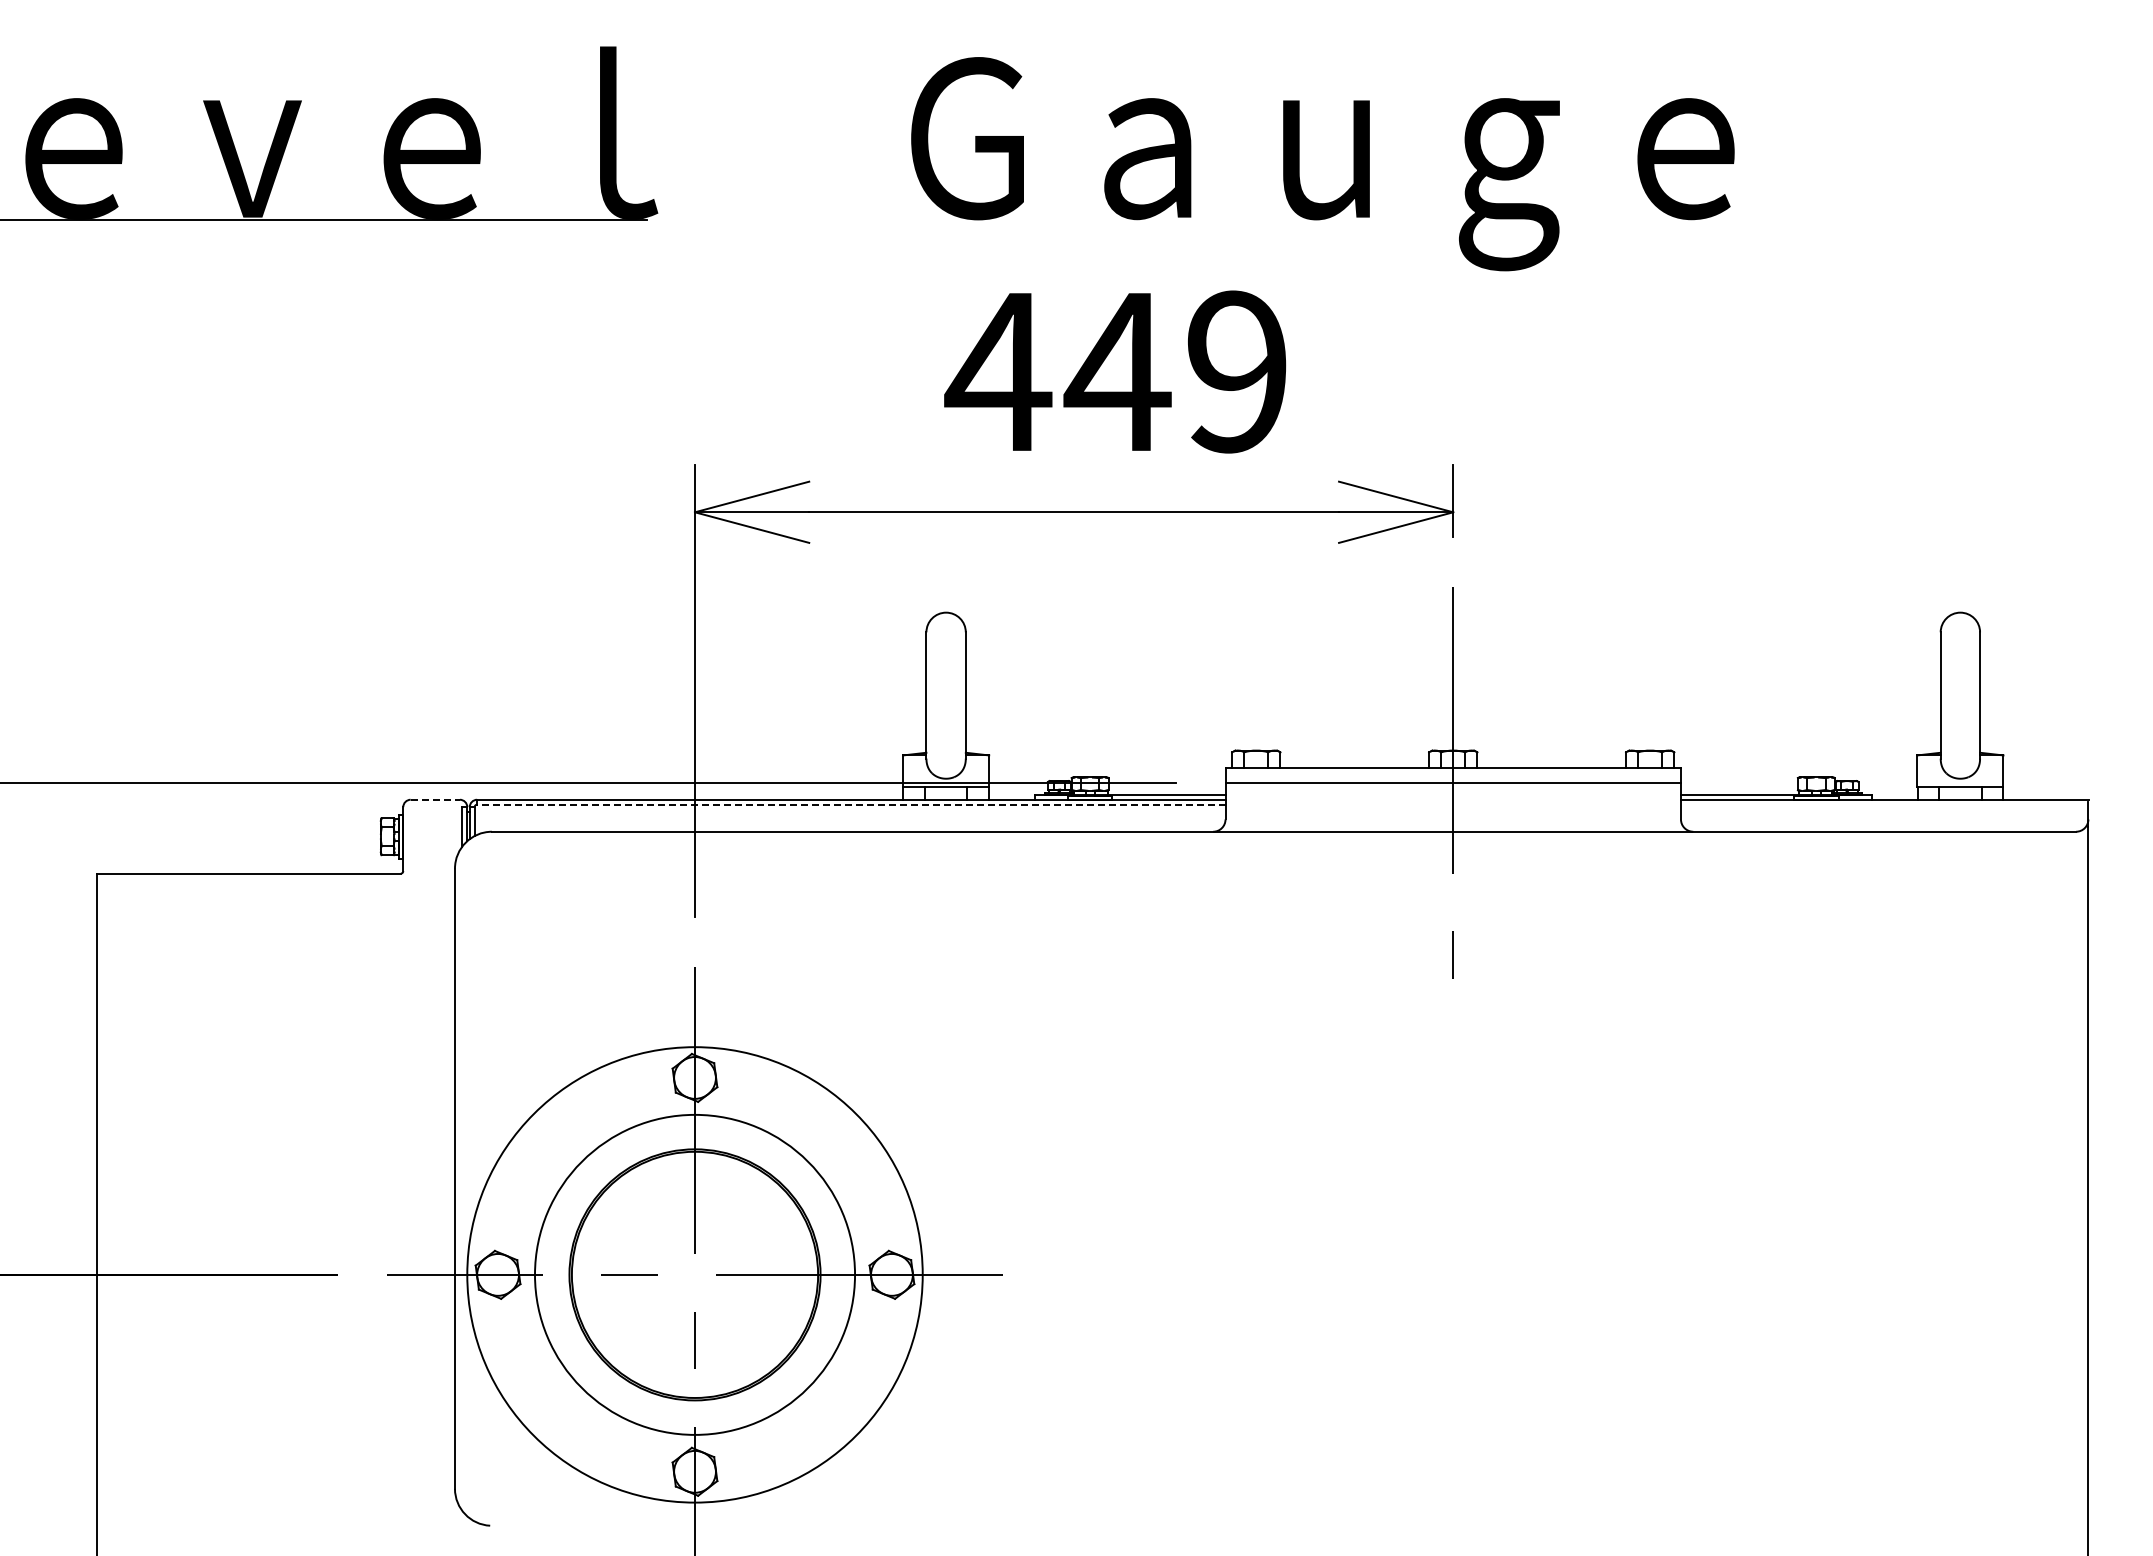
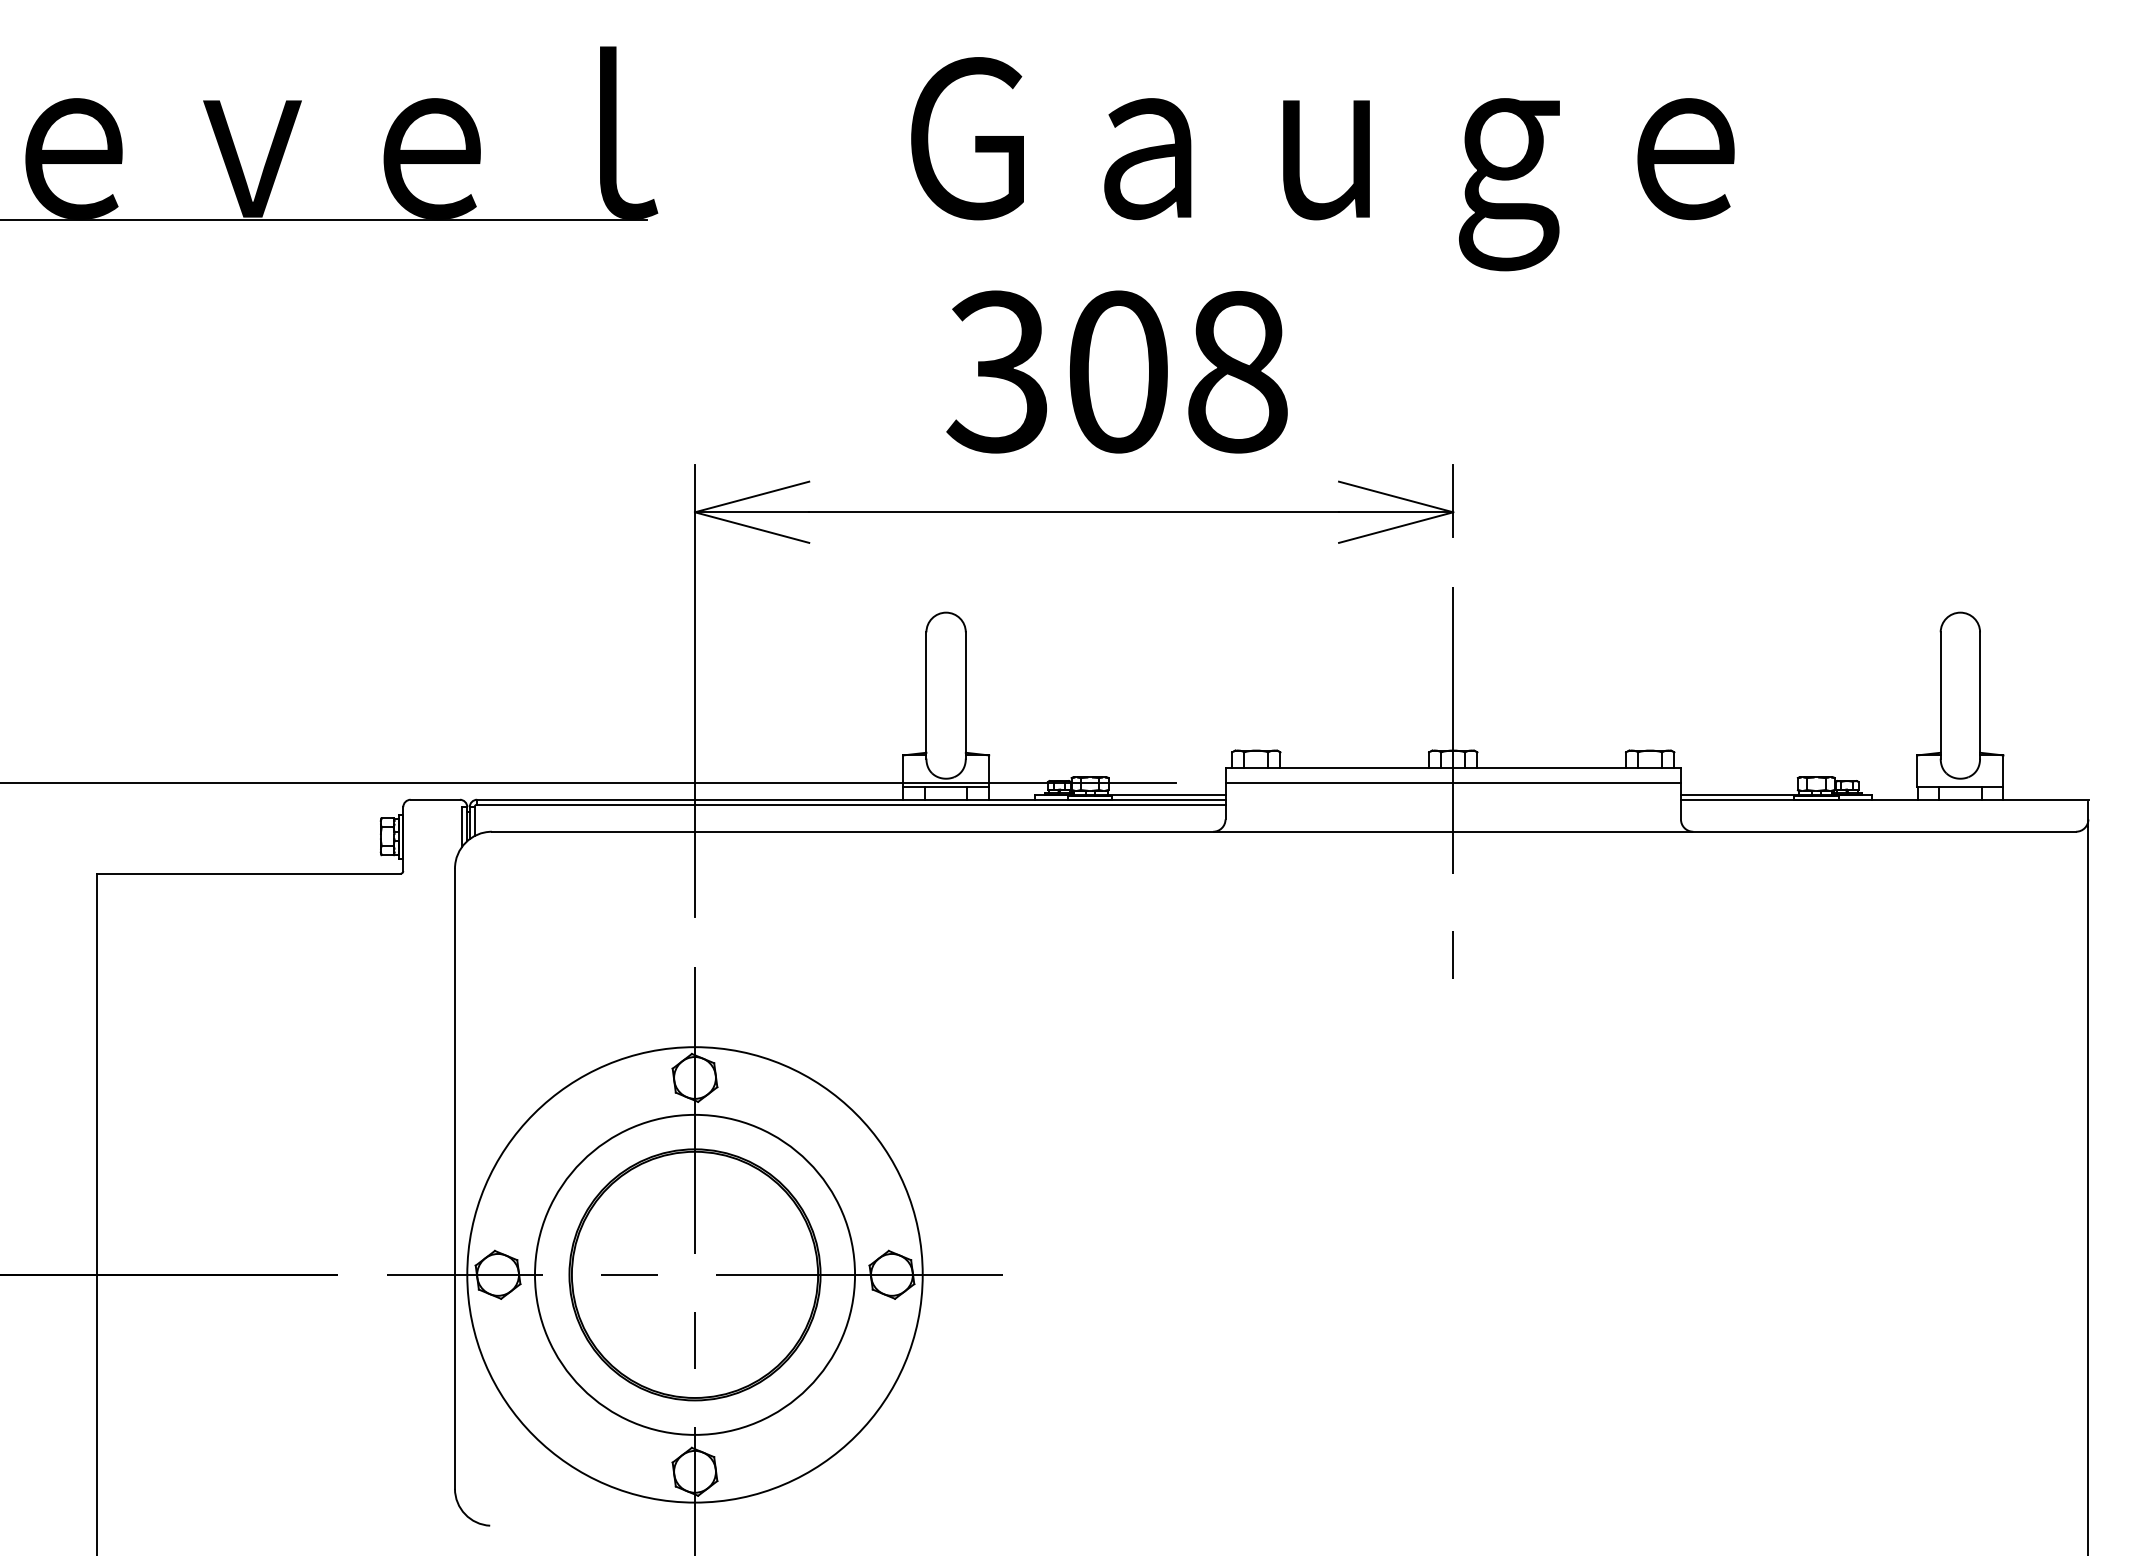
text: 449 -> 308 (1115, 371)
line: dashed -> solid (435, 799)
line: dashed -> solid (850, 804)
